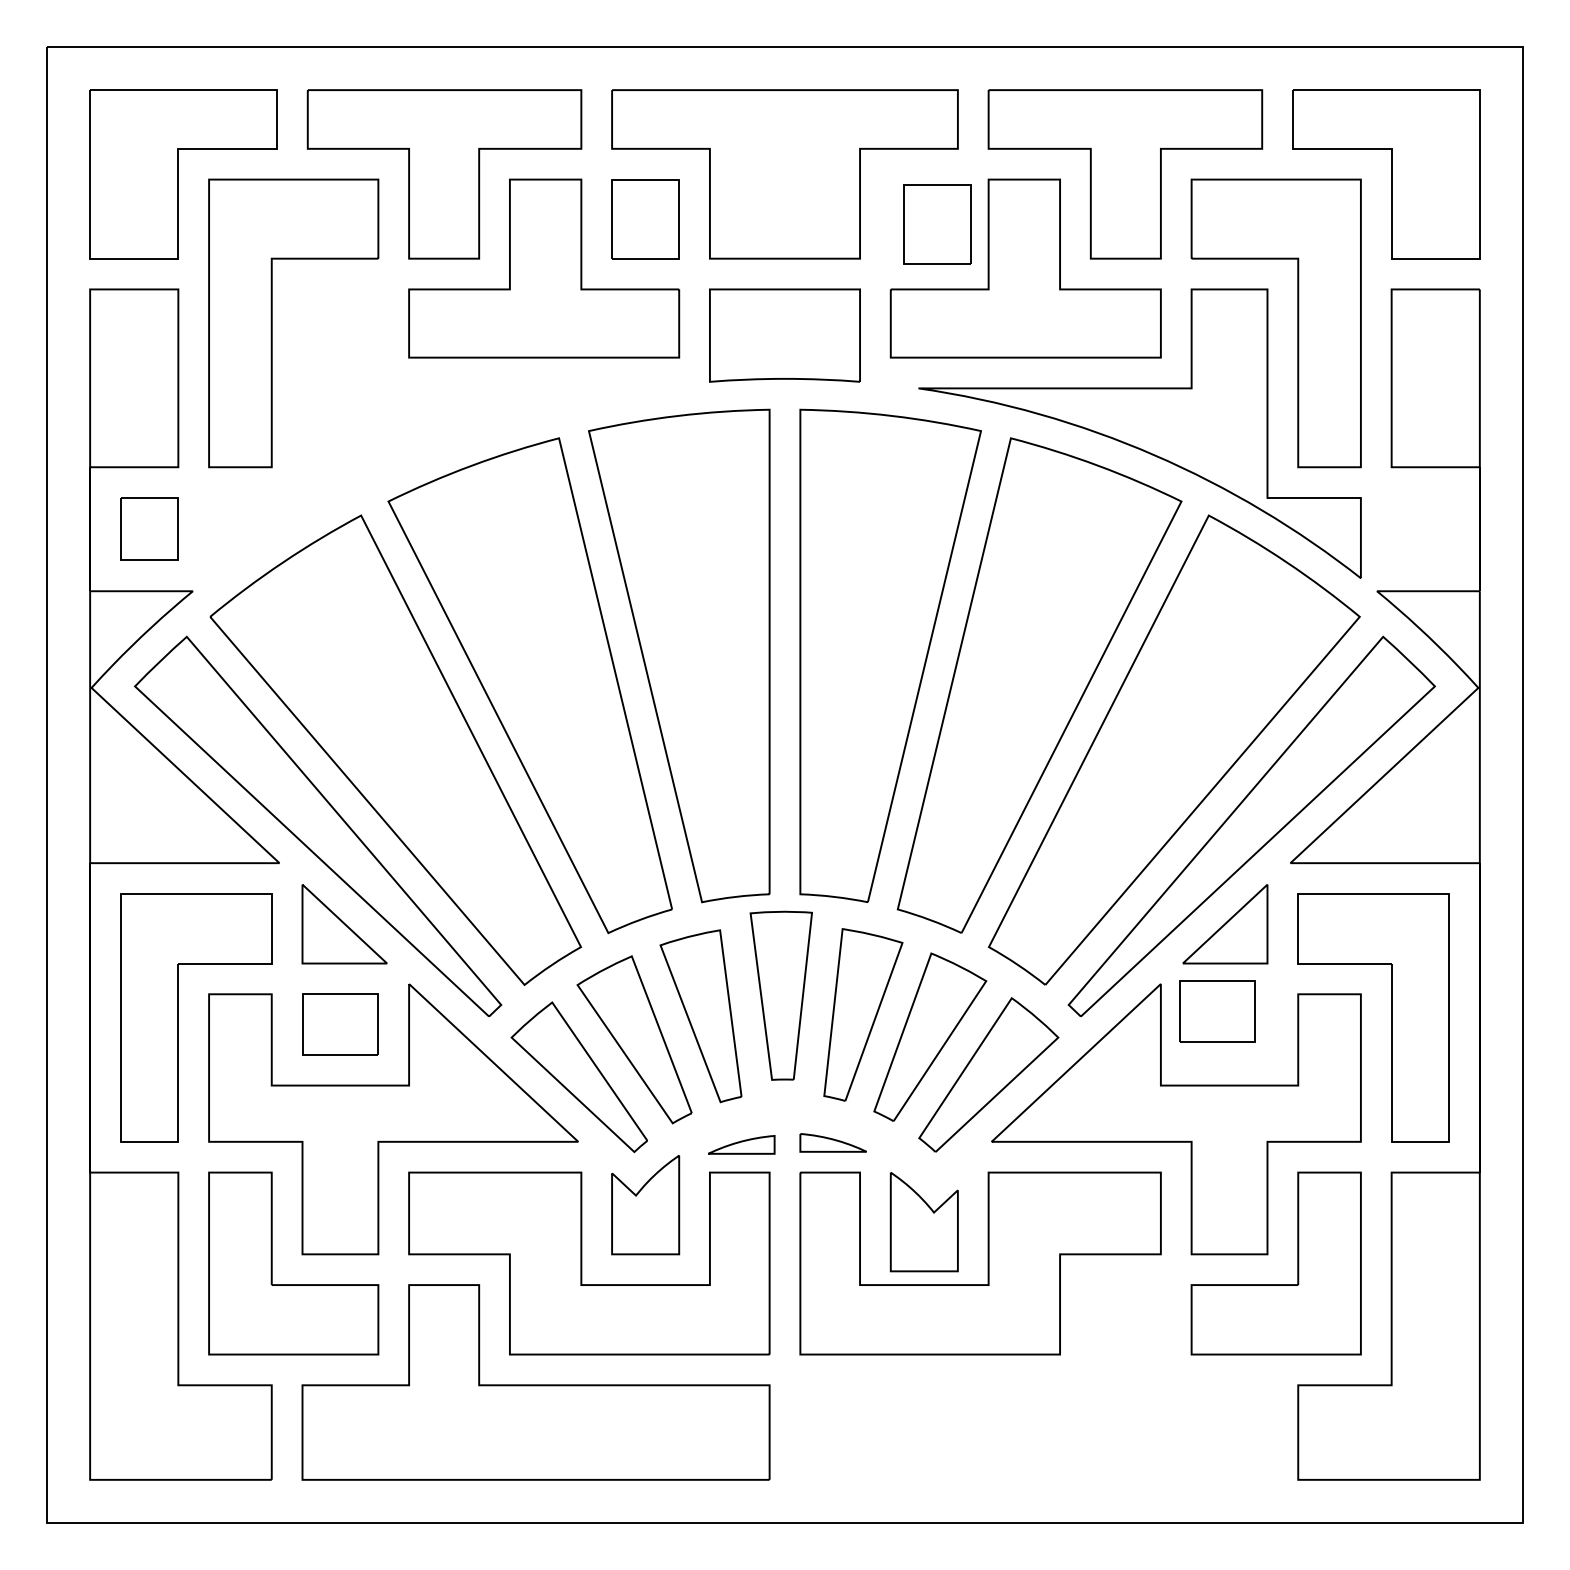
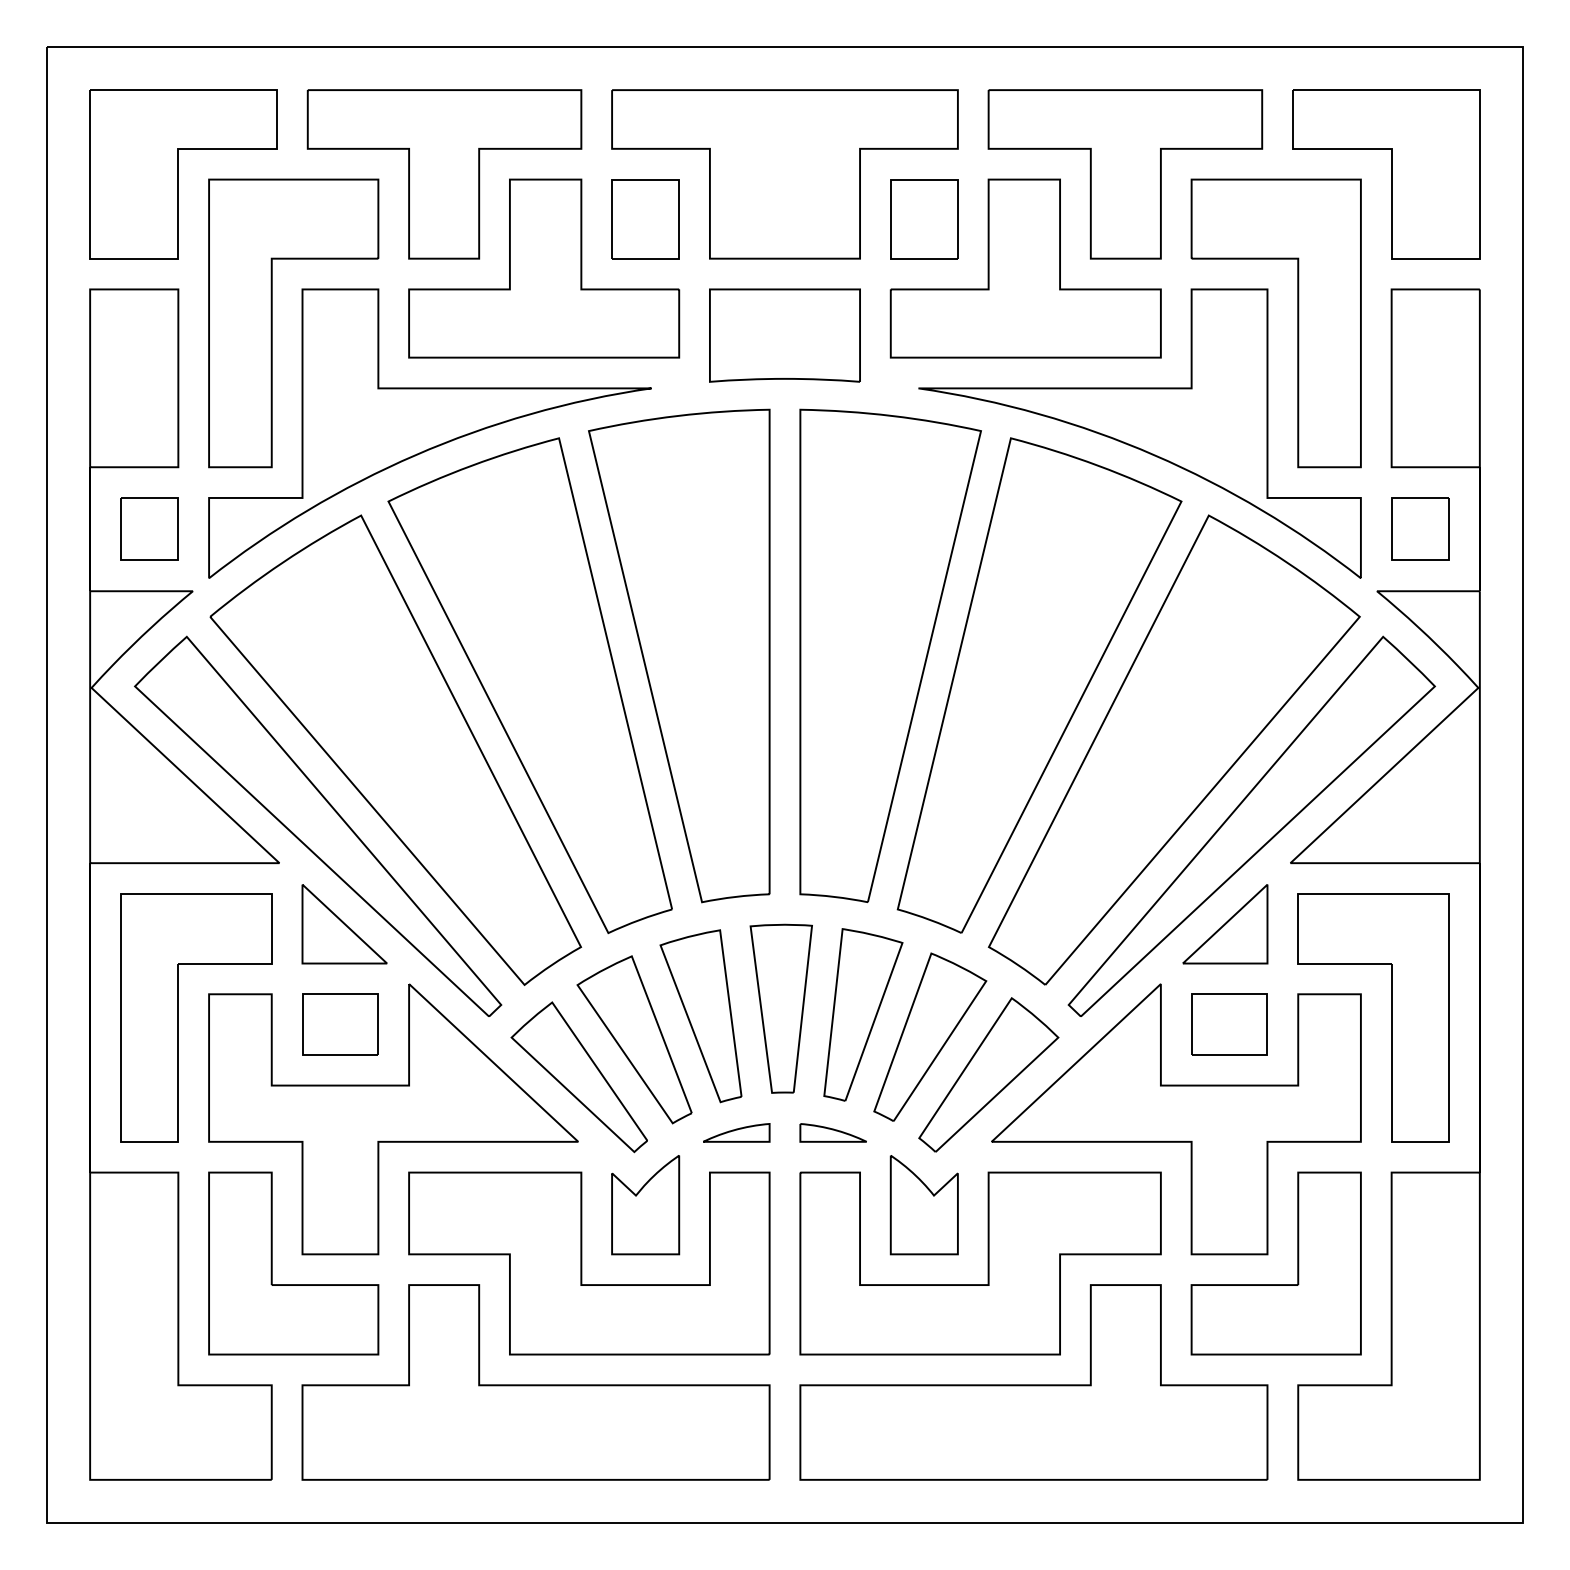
part position: (937, 224) -> (924, 219) (924, 219)
part: none -> present (429, 433)
part: none -> present (1420, 528)
part position: (780, 995) -> (780, 1008) (780, 1008)
part position: (1217, 1011) -> (1229, 1024) (1229, 1024)
part position: (832, 1142) -> (832, 1132) (832, 1132)
part position: (741, 1144) -> (736, 1132) (736, 1132)
part position: (923, 1222) -> (923, 1205) (923, 1205)
part: none -> present (1033, 1382)
